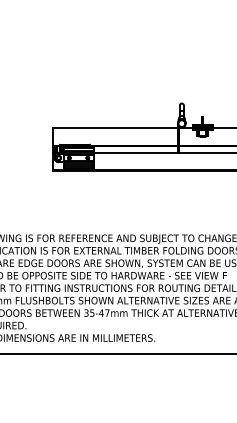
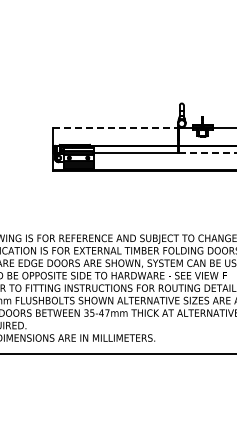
line: solid -> dashed (116, 128)
line: solid -> dashed (208, 153)
